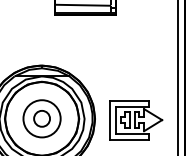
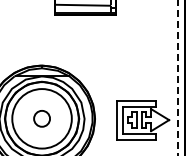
line: solid -> dashed (177, 78)
circle diameter: 37 px -> 60 px (41, 118)
part position: (136, 120) -> (143, 120) (143, 120)
